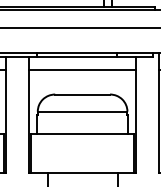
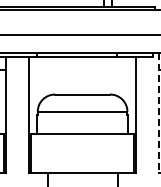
line position: (79, 27) -> (79, 34) (79, 34)
line: present -> none (82, 70)
line: solid -> dashed (159, 113)
